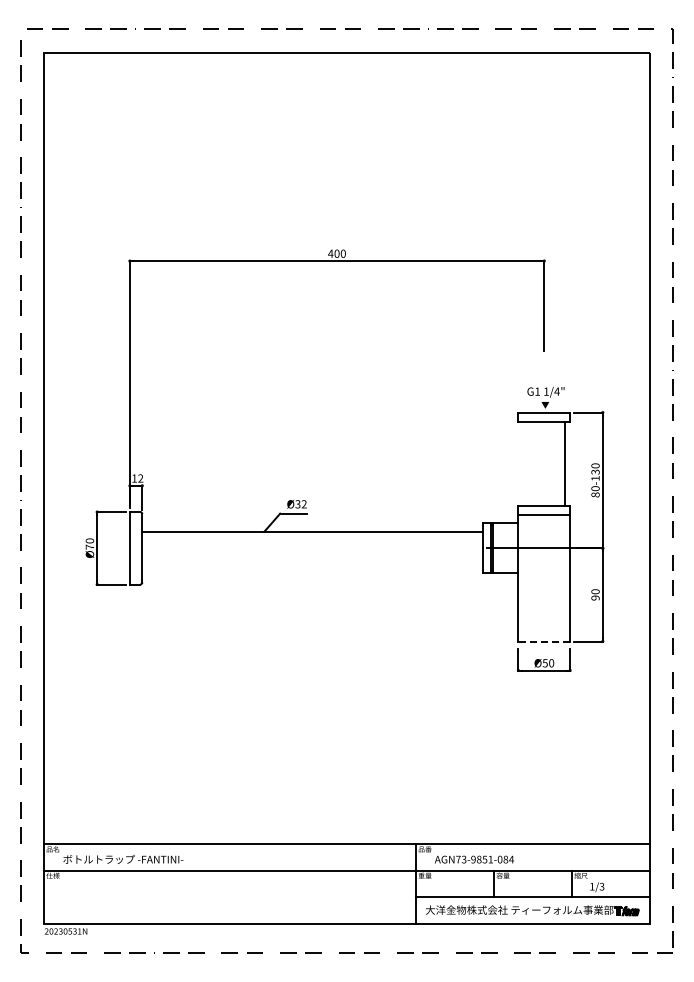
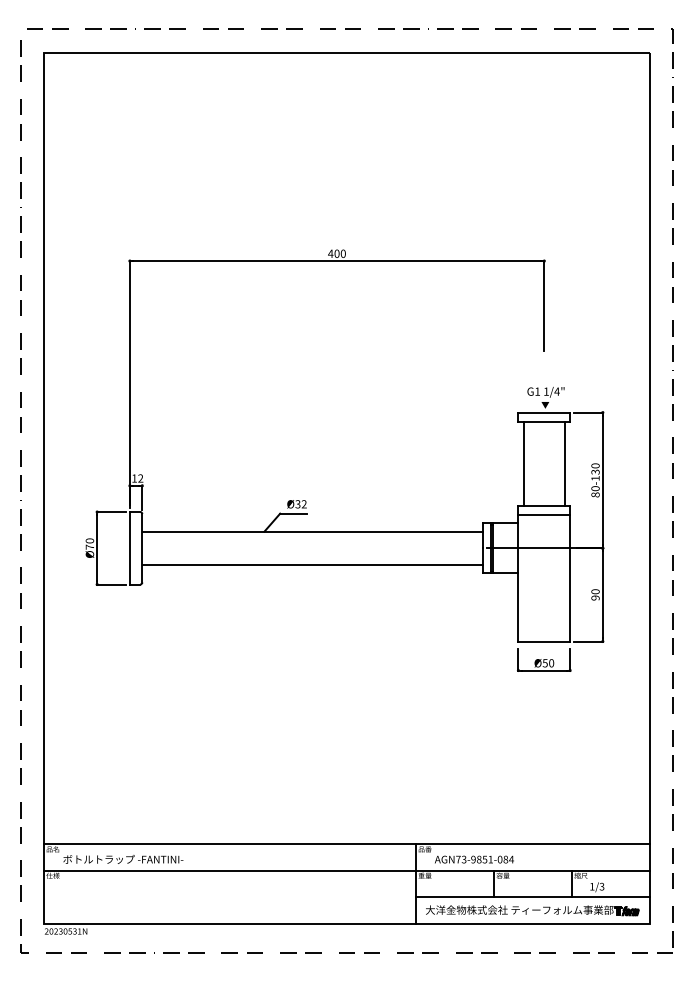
line: none -> present (524, 463)
line: none -> present (312, 564)
line: dashed -> solid (544, 641)
